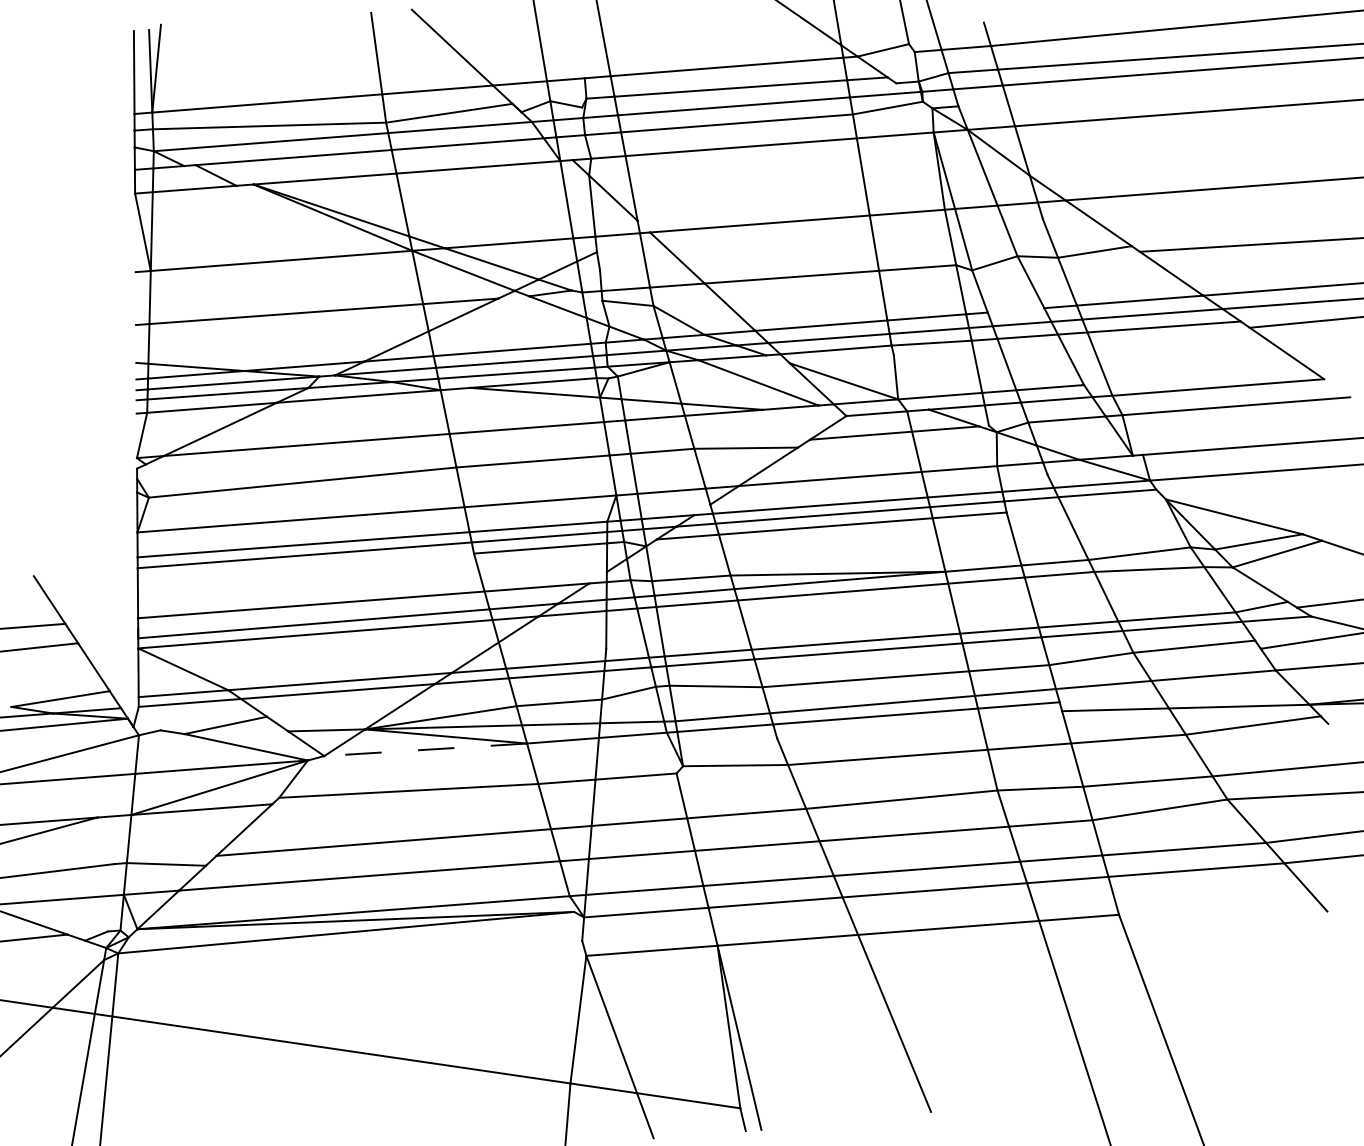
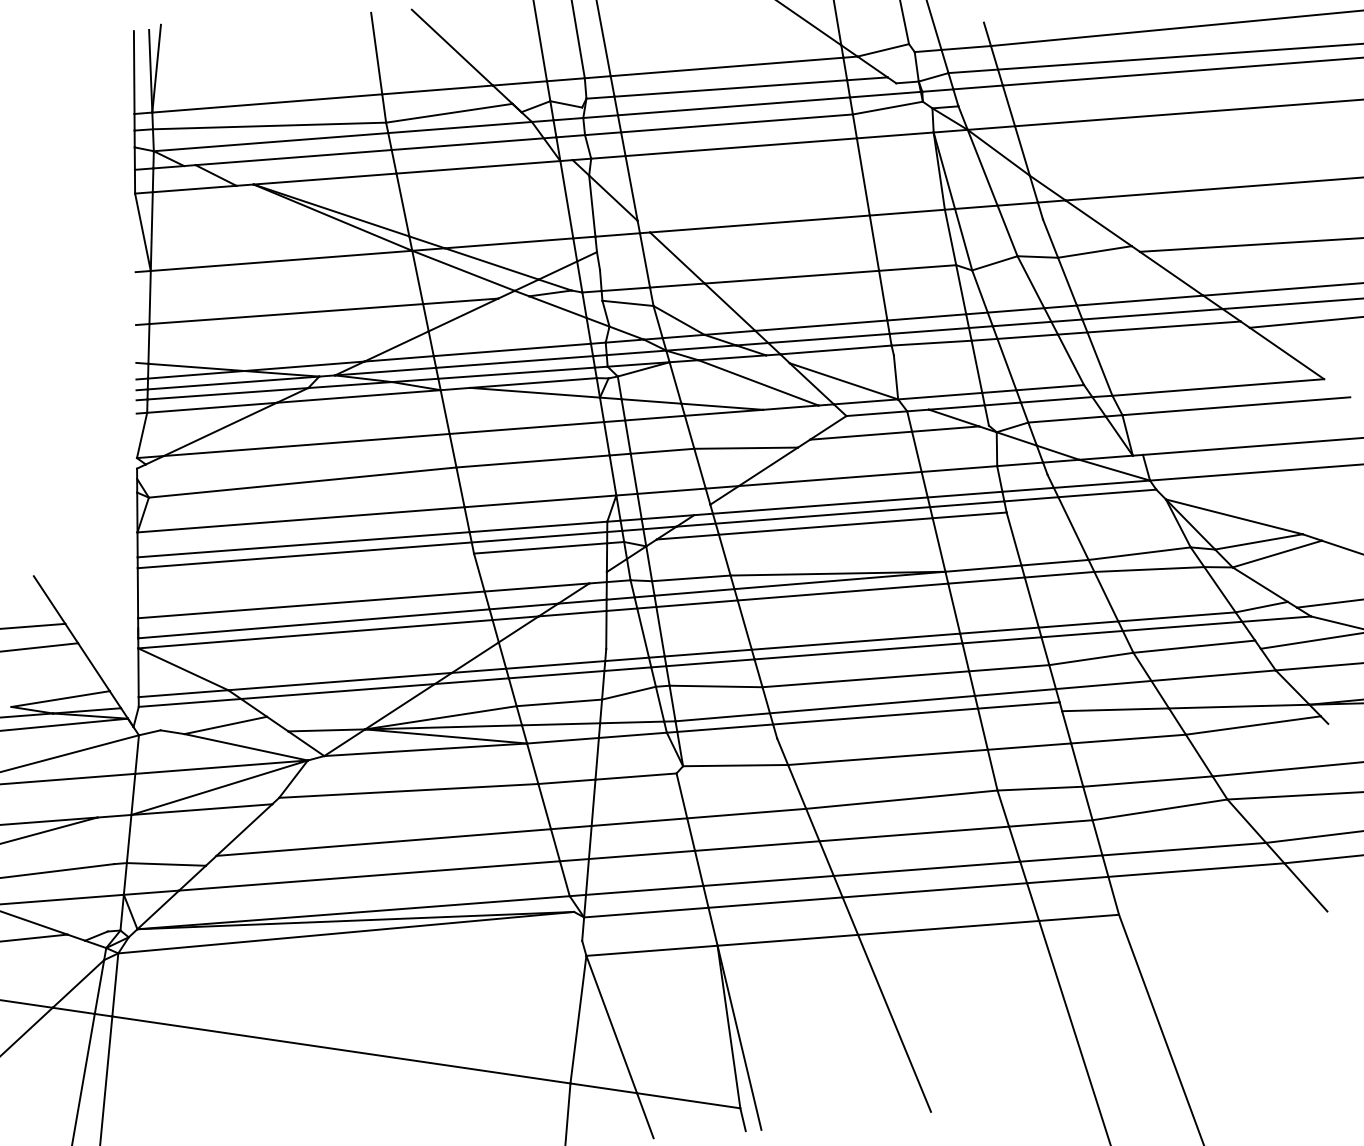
line: none -> present (578, 40)
line: none -> present (1015, 310)
line: dashed -> solid (425, 749)
